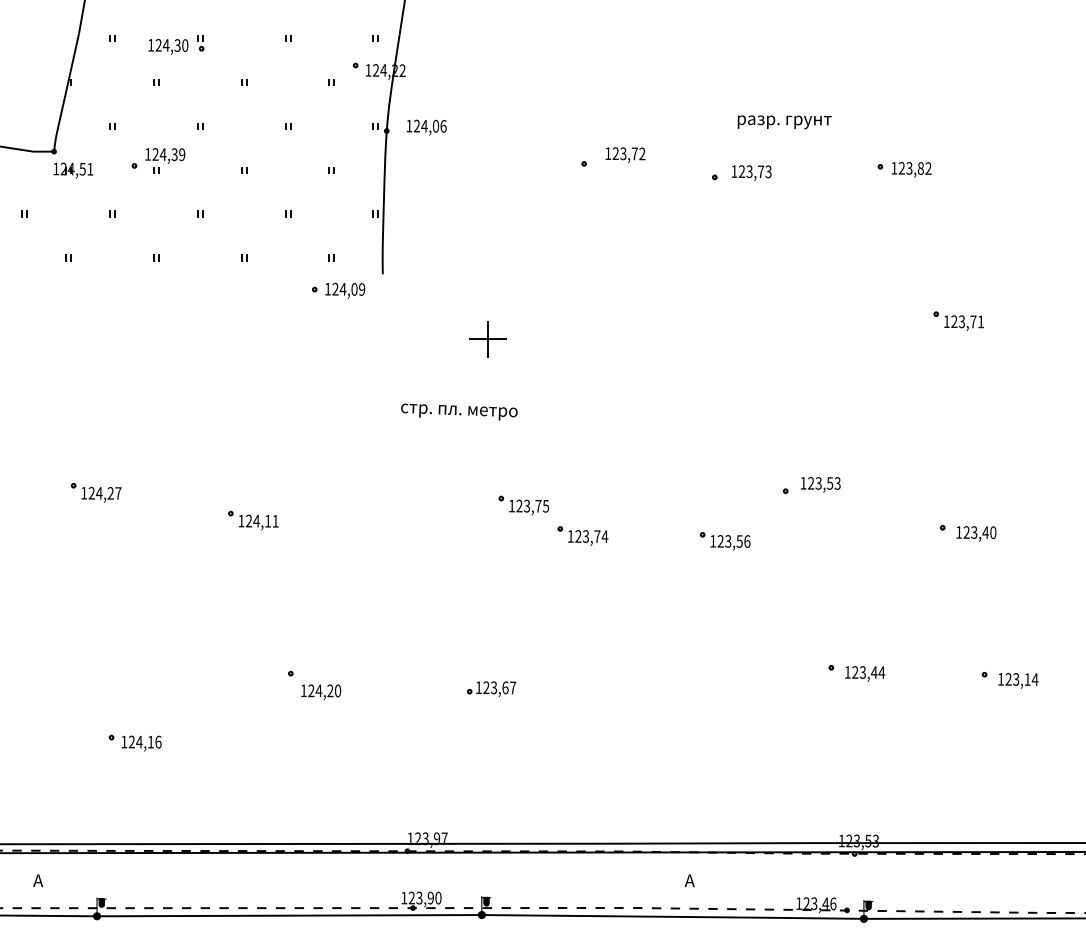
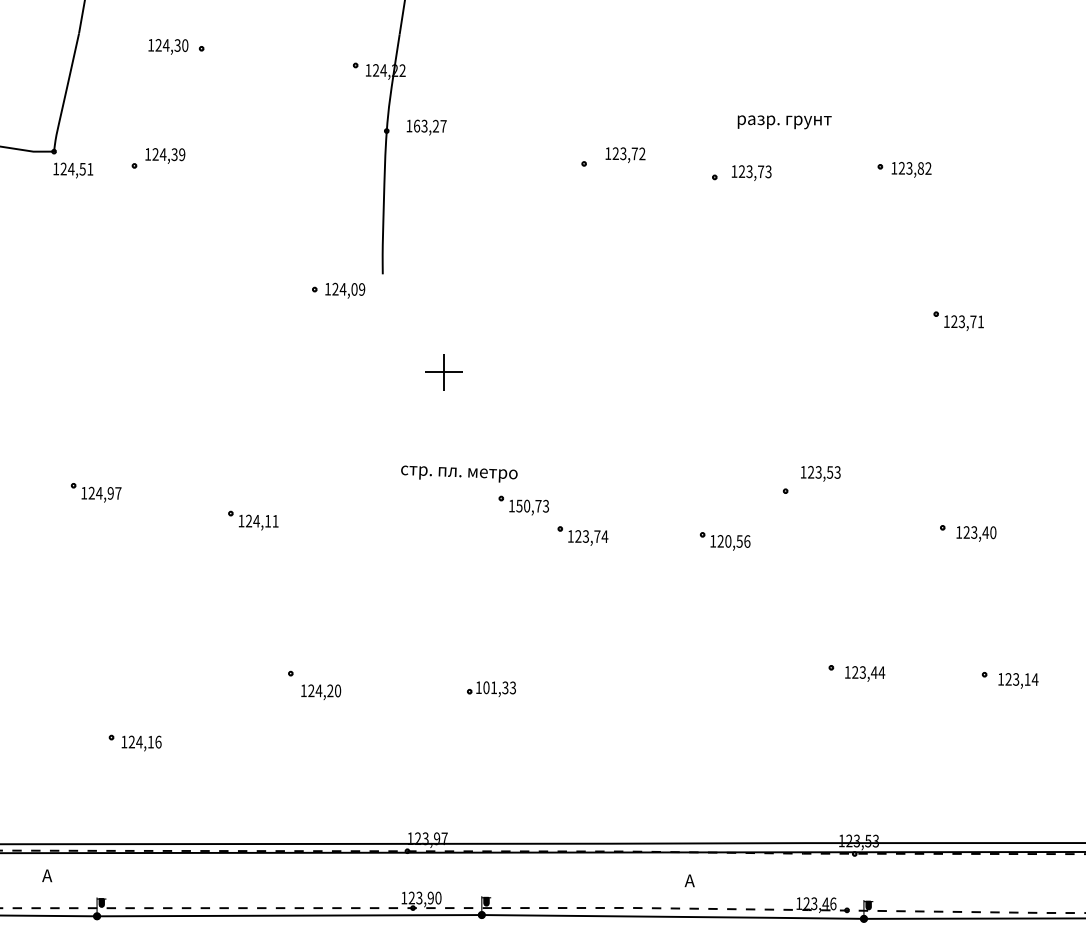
text: 124,06 -> 163,27 (429, 125)
hatch: present -> none (200, 147)
part position: (487, 339) -> (443, 372) (443, 372)
text position: (459, 411) -> (459, 473) (459, 473)
text position: (820, 484) -> (820, 473) (820, 473)
text: 124,27 -> 124,97 (110, 493)
text: 123,75 -> 150,73 (532, 505)
text: 123,56 -> 120,56 (728, 541)
text: 123,67 -> 101,33 (499, 687)
text position: (38, 880) -> (47, 875) (47, 875)
